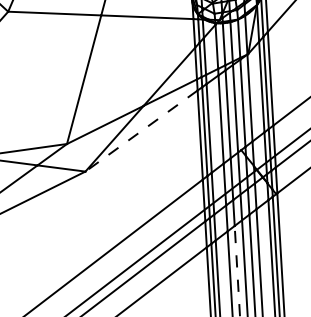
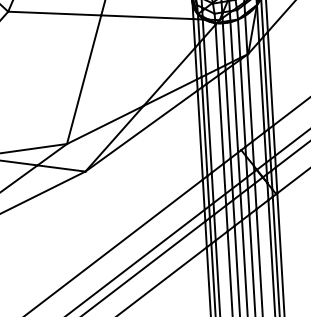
line: dashed -> solid (141, 131)
line: dashed -> solid (237, 270)
